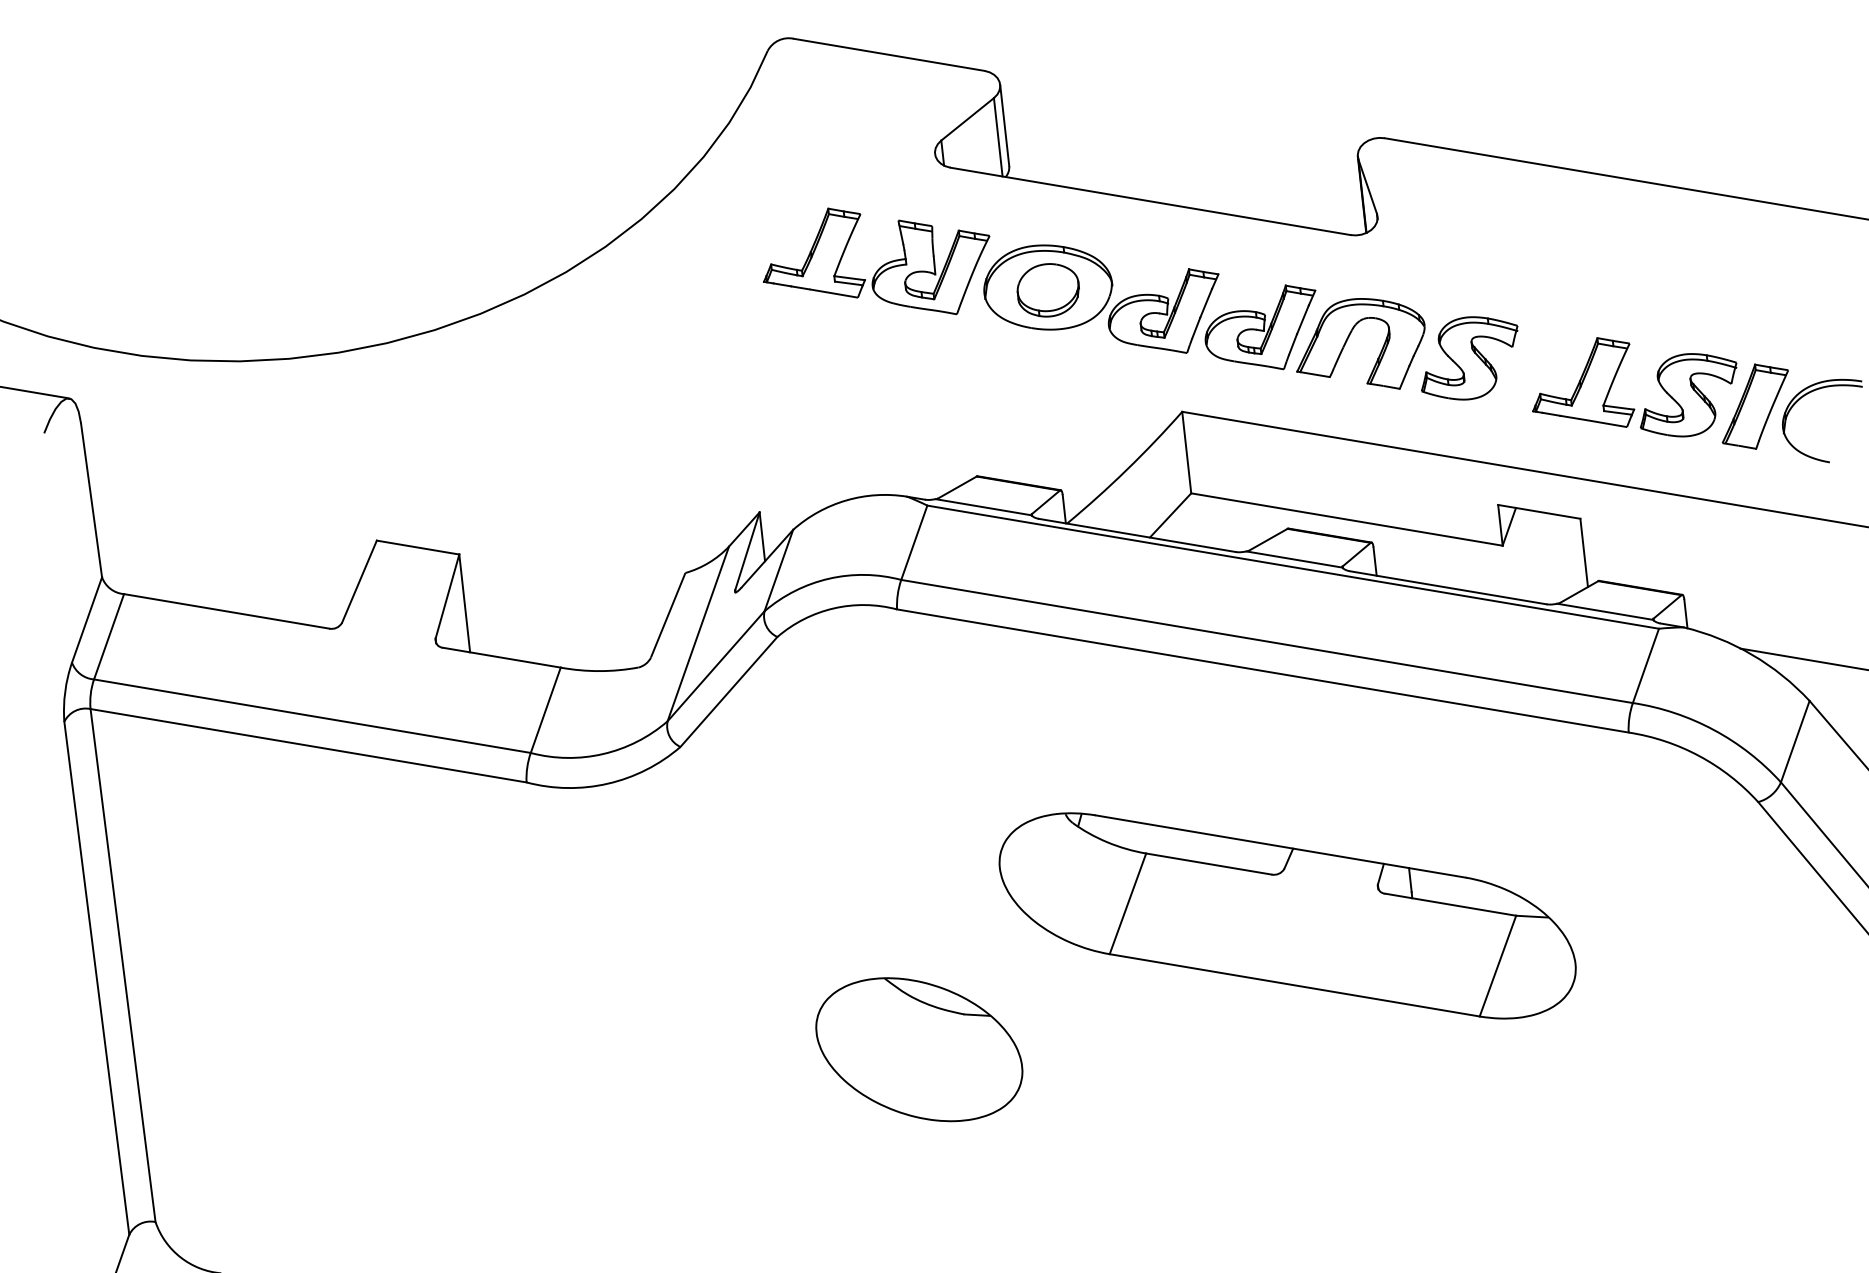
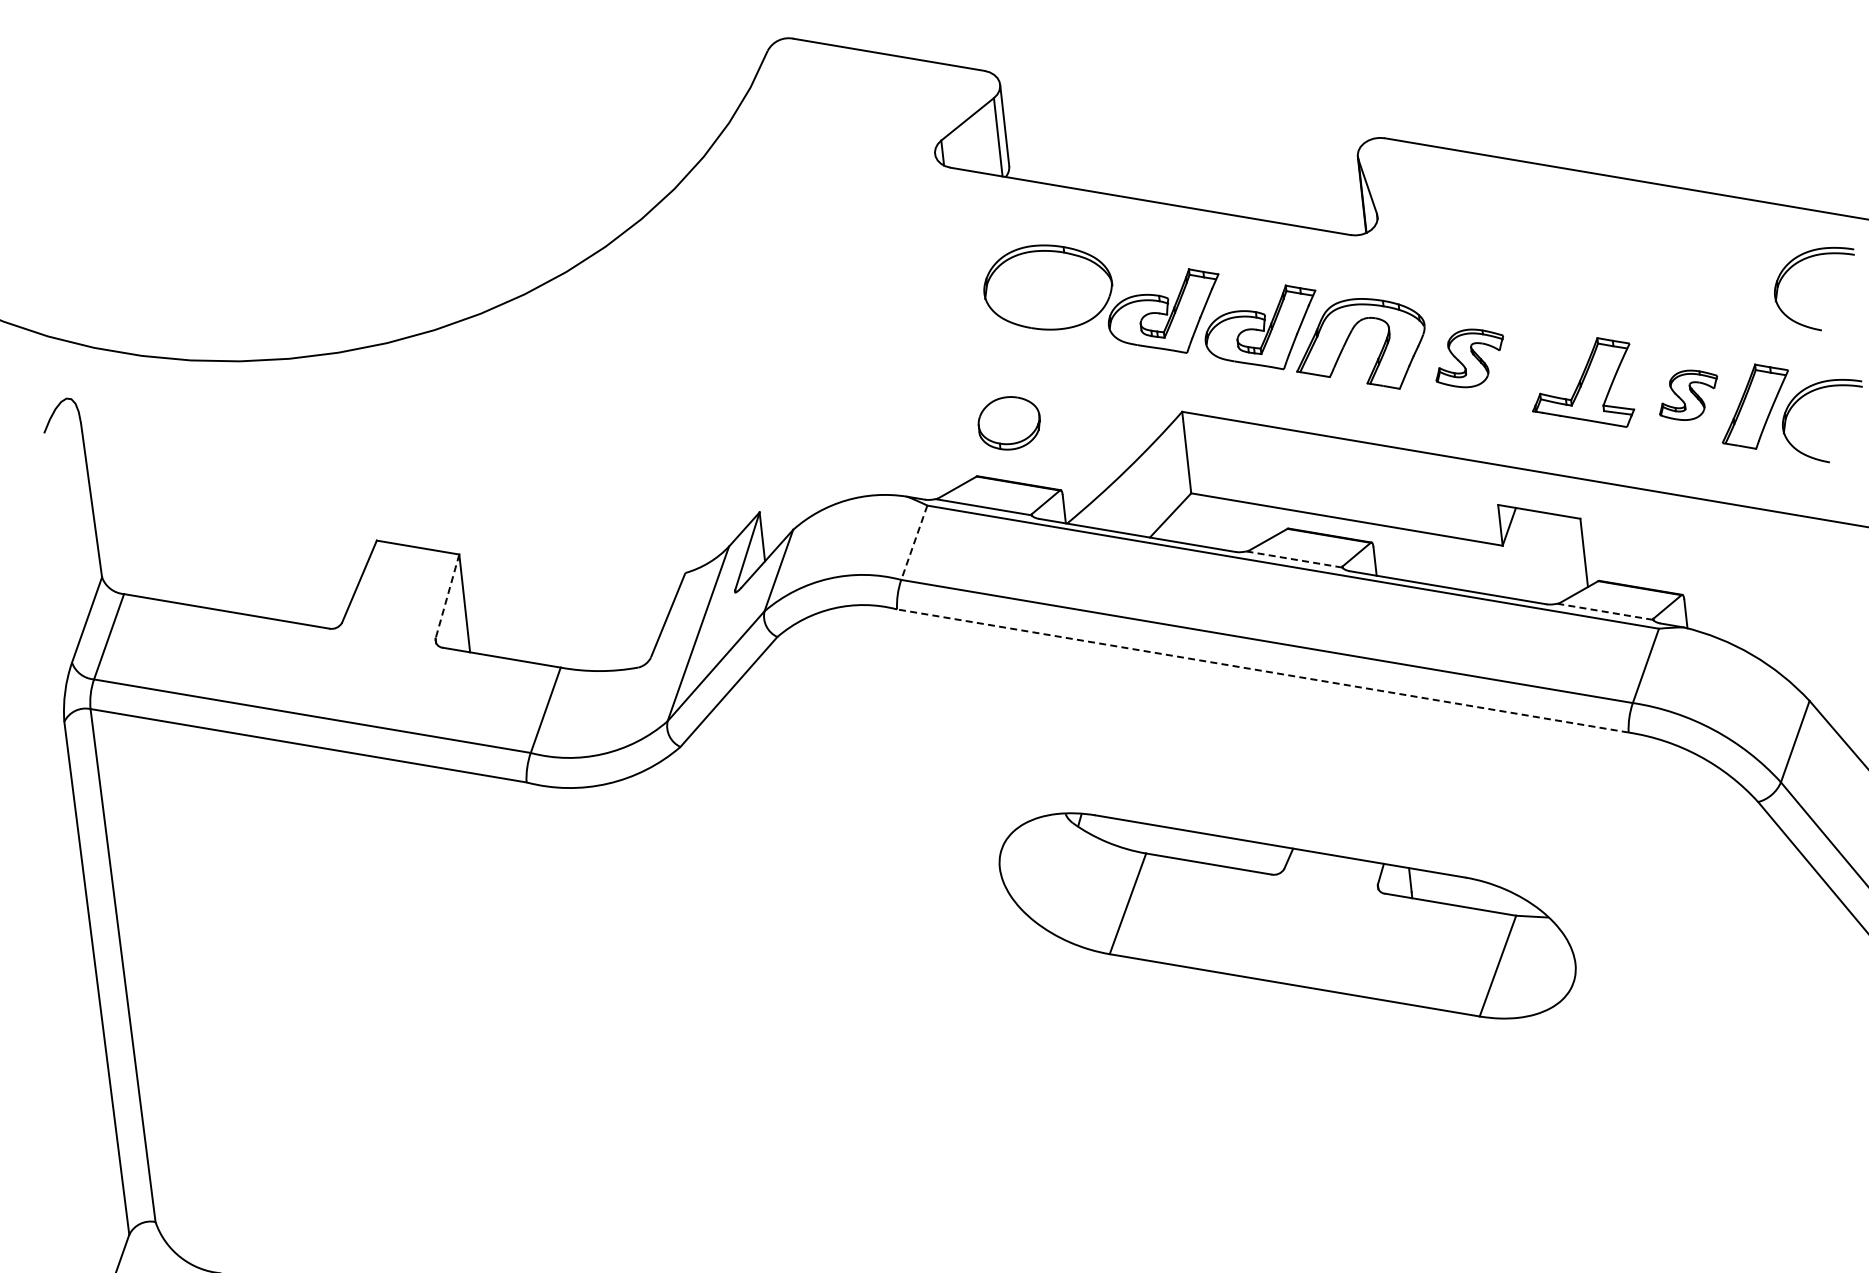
part: none -> present (1798, 263)
part: present -> none (880, 266)
part position: (1047, 290) -> (1008, 423) (1008, 423)
part size: 98x85 px -> 69x61 px (1469, 358)
line: present -> none (35, 392)
part size: 99x85 px -> 60x52 px (1688, 394)
line: solid -> dashed (914, 543)
line: solid -> dashed (1294, 559)
line: solid -> dashed (447, 596)
line: solid -> dashed (1605, 611)
line: present -> none (1802, 658)
line: solid -> dashed (1262, 670)
part: present -> none (919, 1049)
